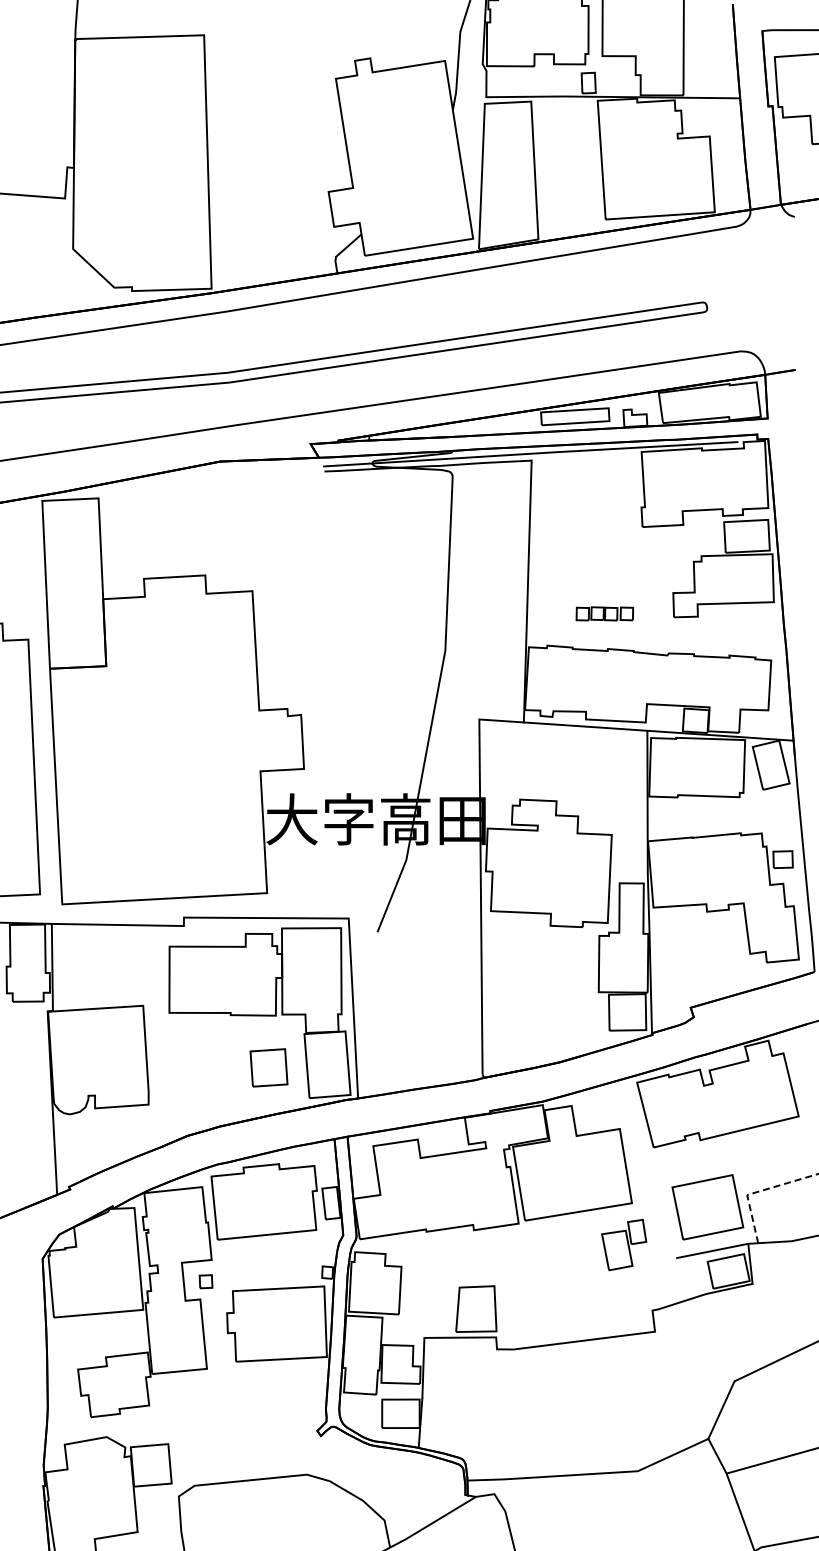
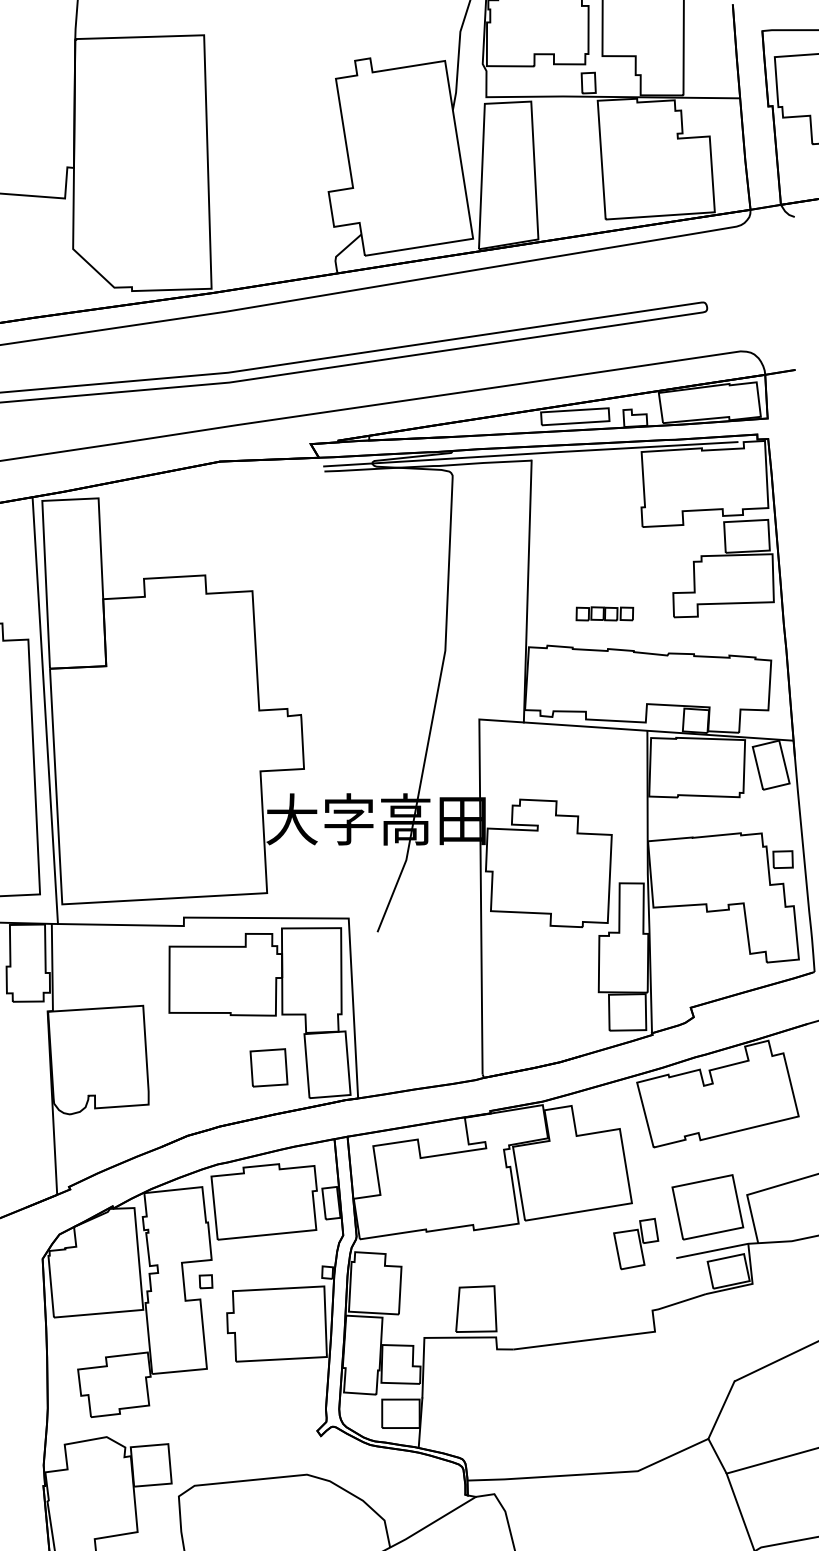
line: none -> present (44, 710)
line: dashed -> solid (758, 1191)
part position: (624, 1244) -> (636, 1243) (636, 1243)
